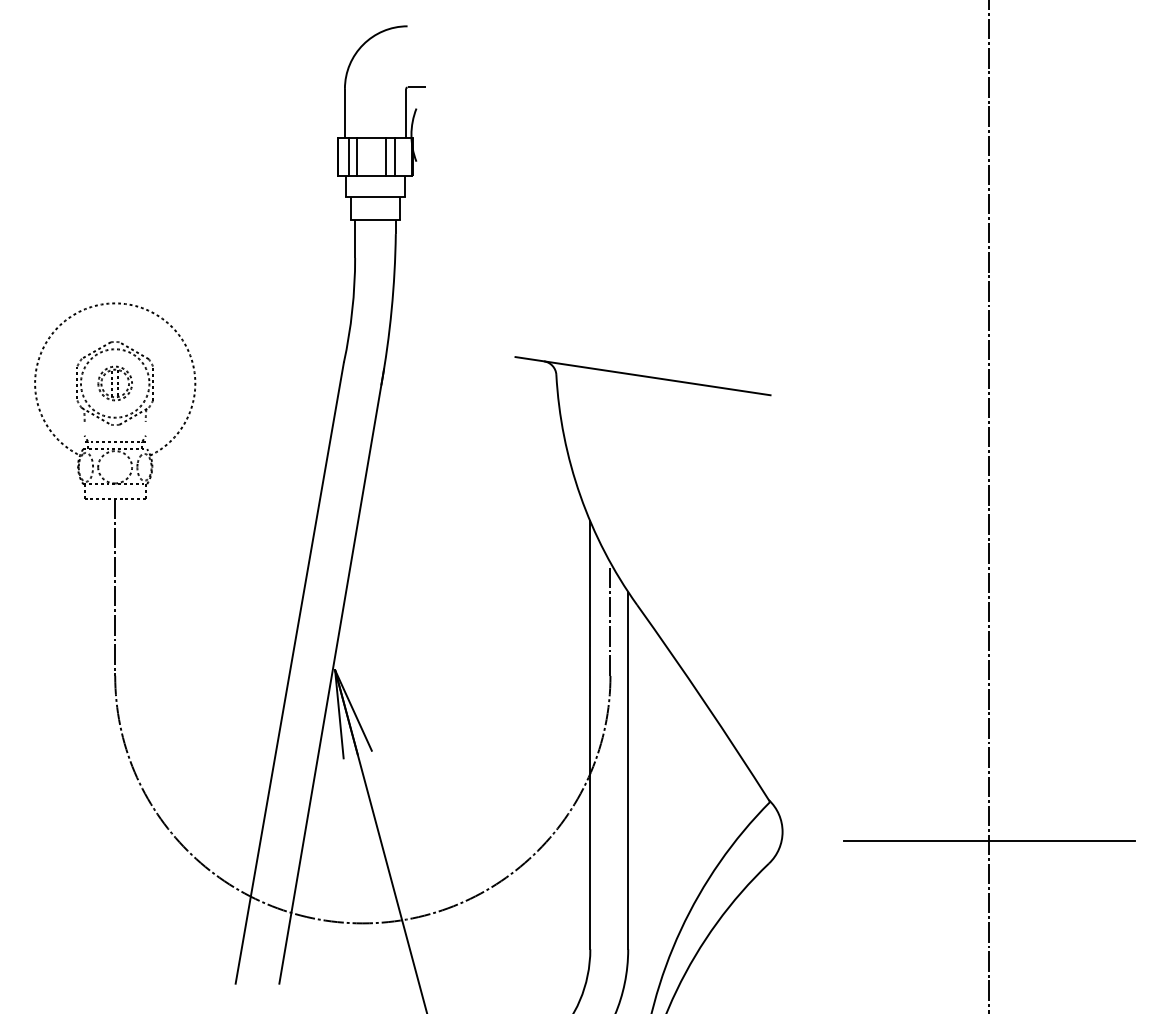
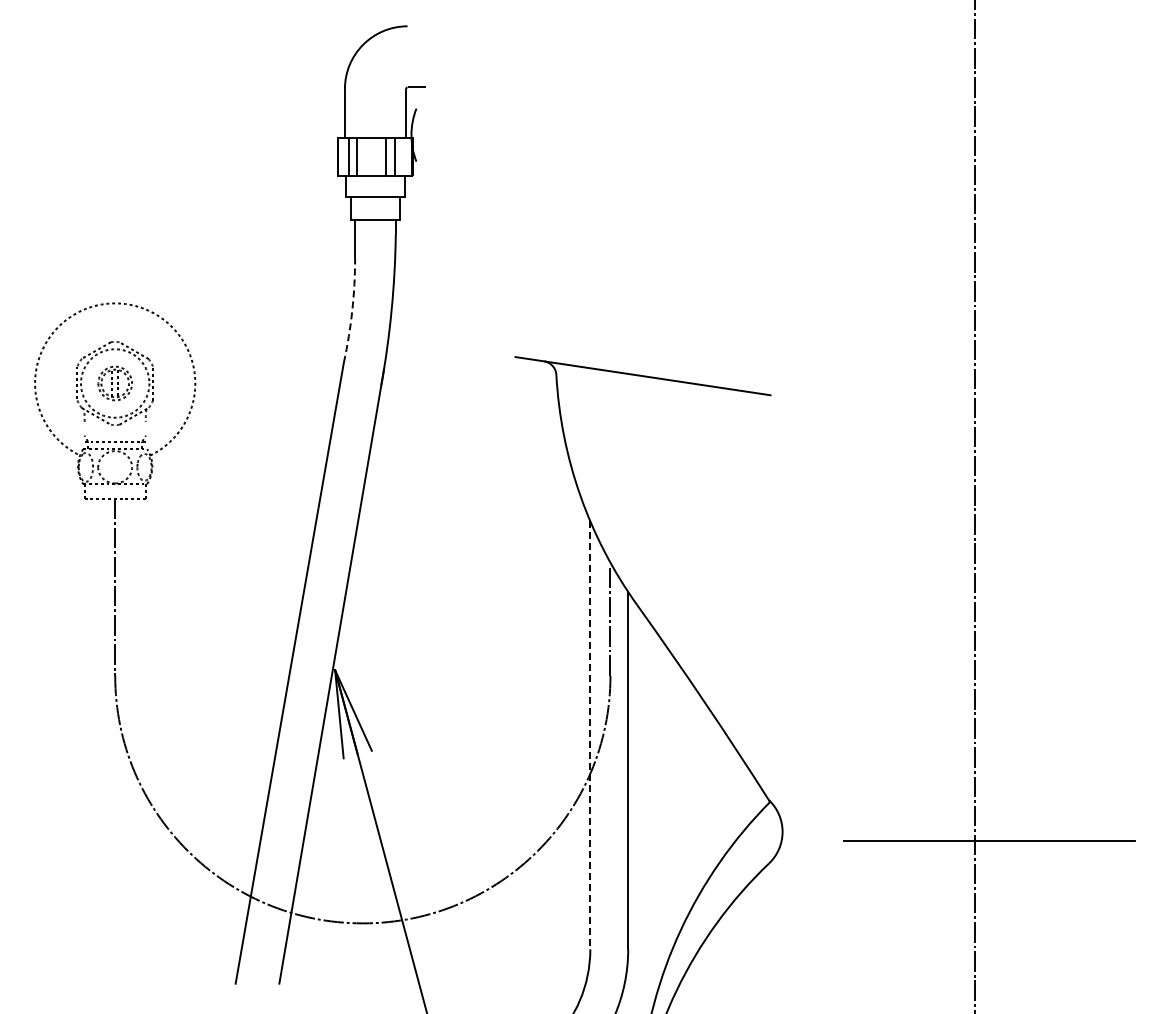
arc: solid -> dashed (352, 310)
line position: (989, 506) -> (975, 506) (975, 506)
line: solid -> dashed (590, 735)
